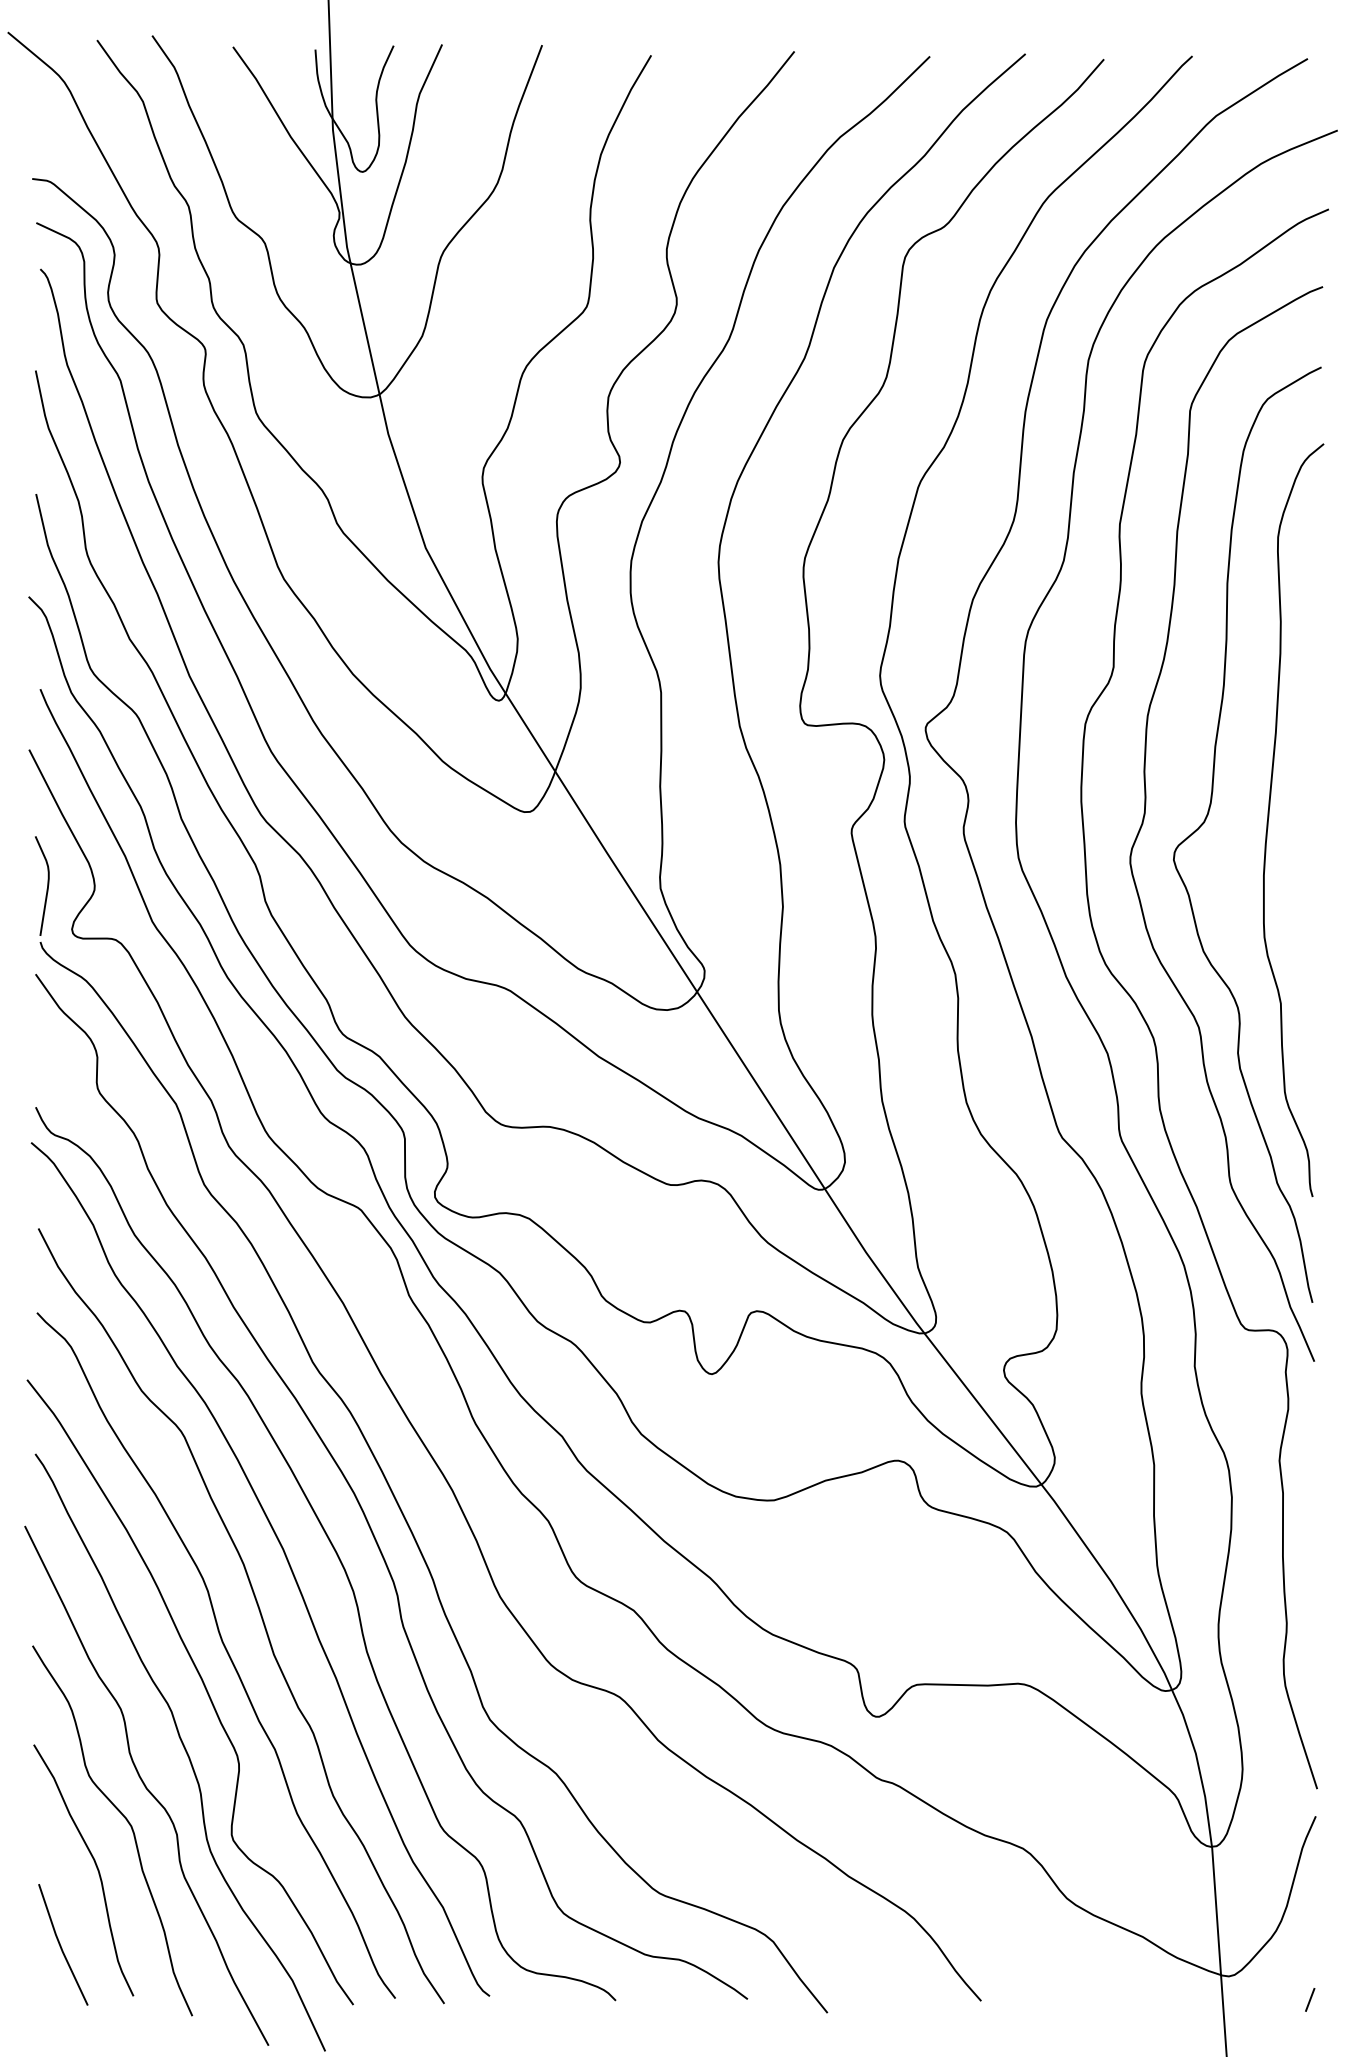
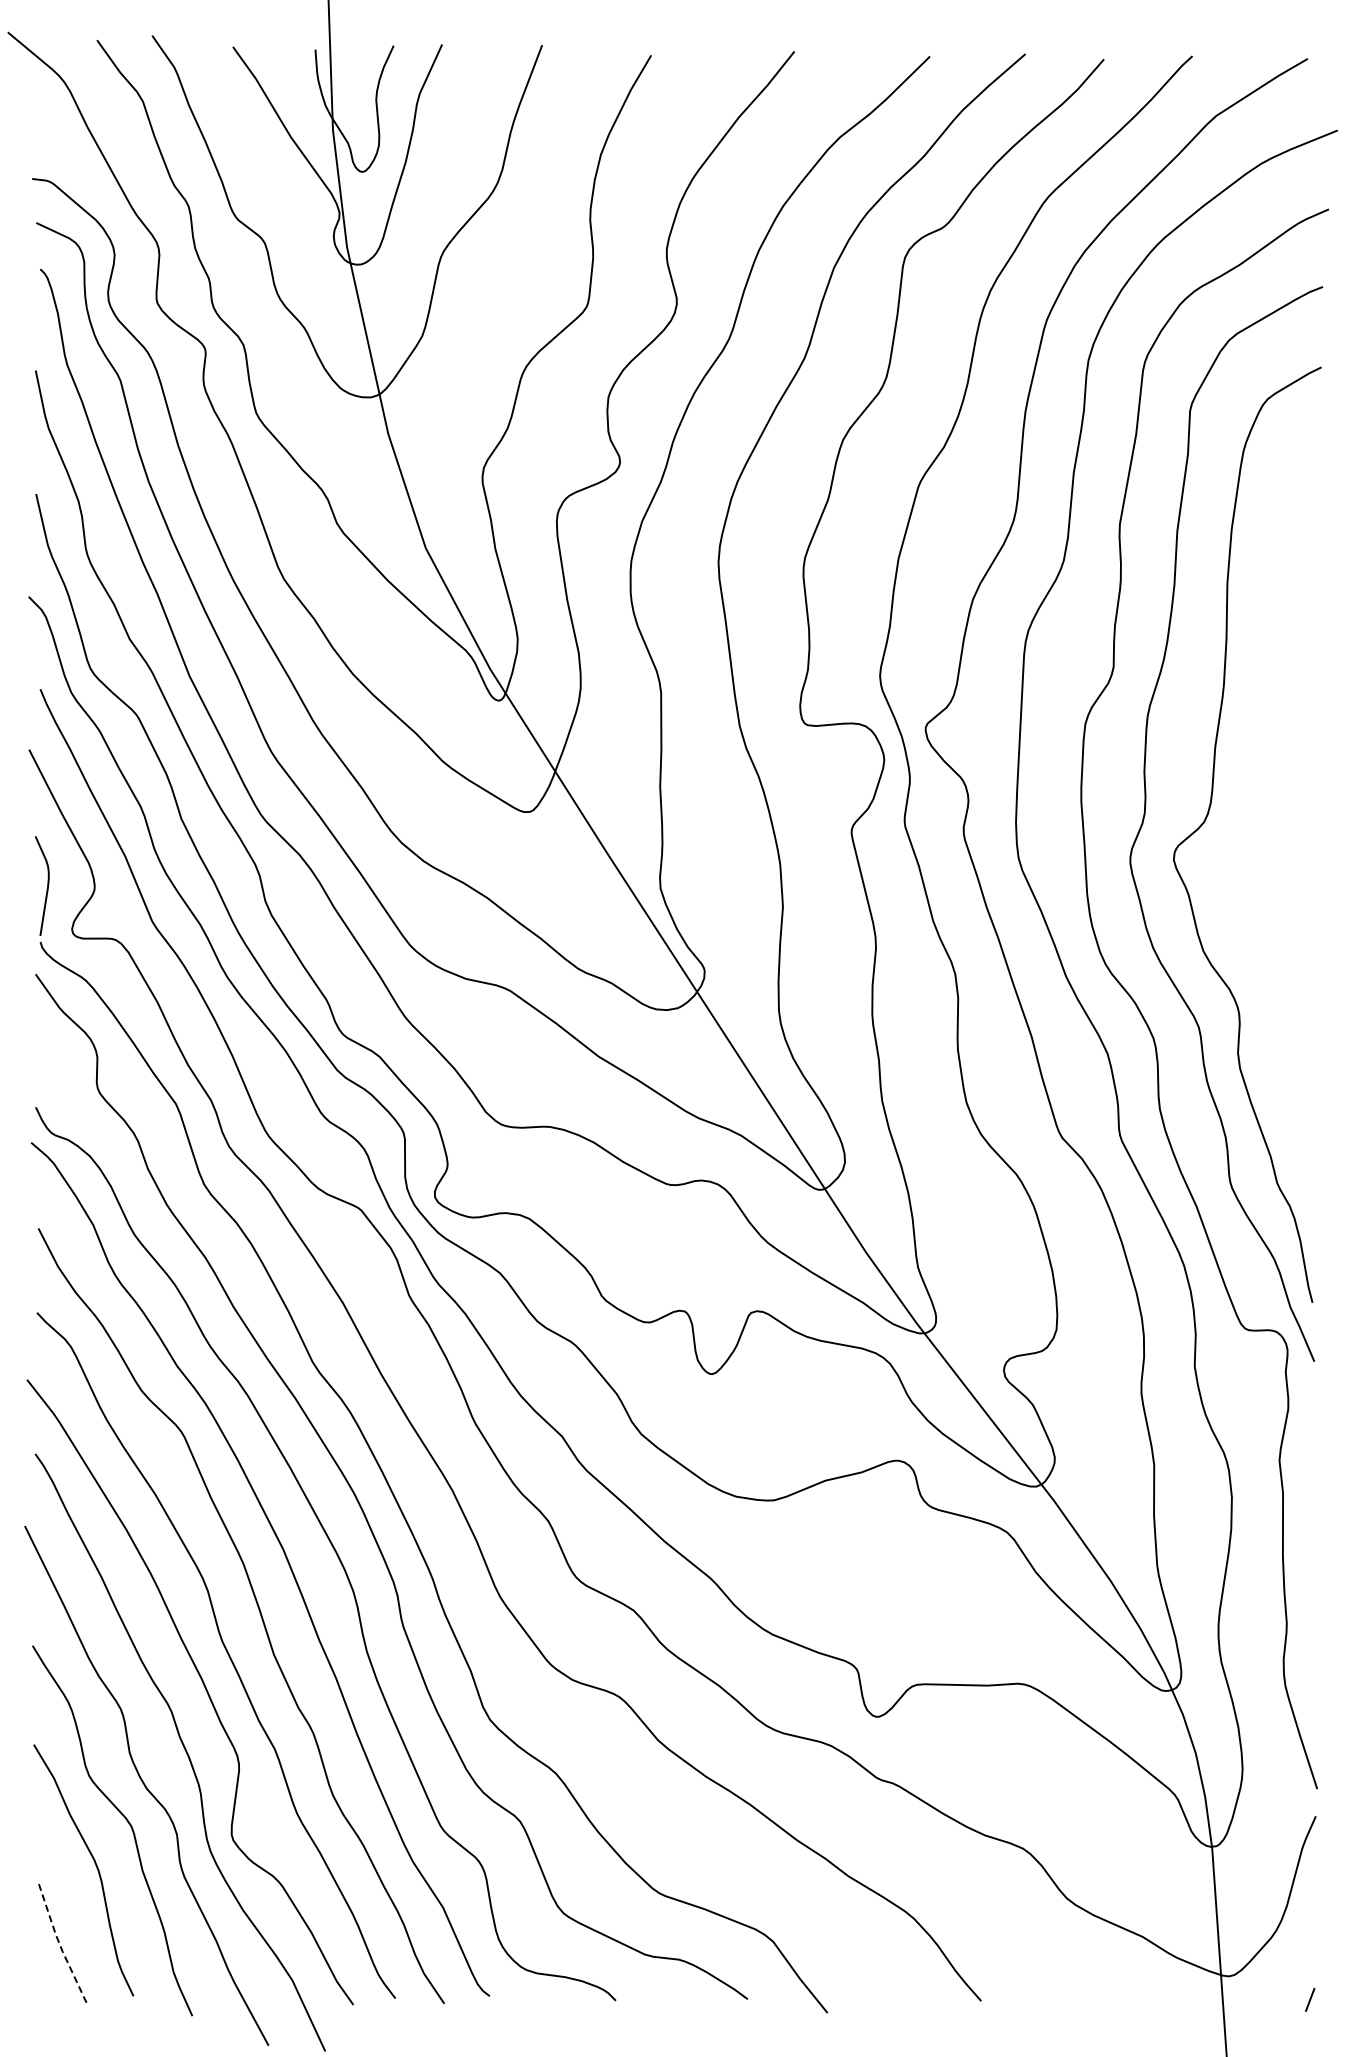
curve: present -> none (1269, 817)
line: solid -> dashed (60, 1946)
